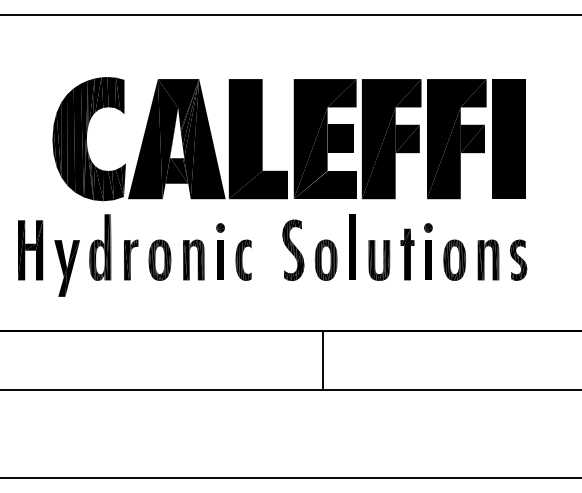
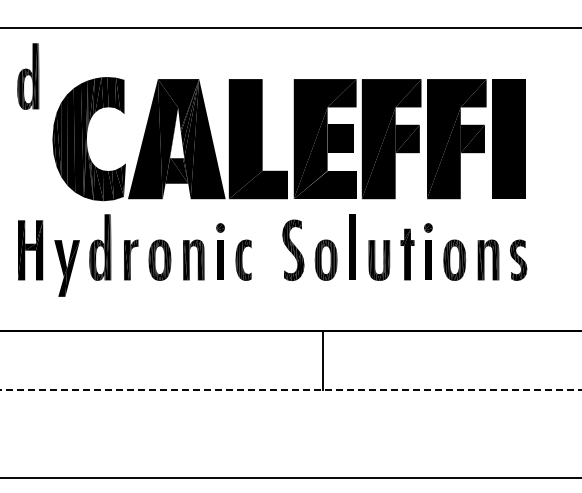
line position: (290, 14) -> (290, 27) (290, 27)
part: none -> present (28, 76)
line: solid -> dashed (290, 389)
